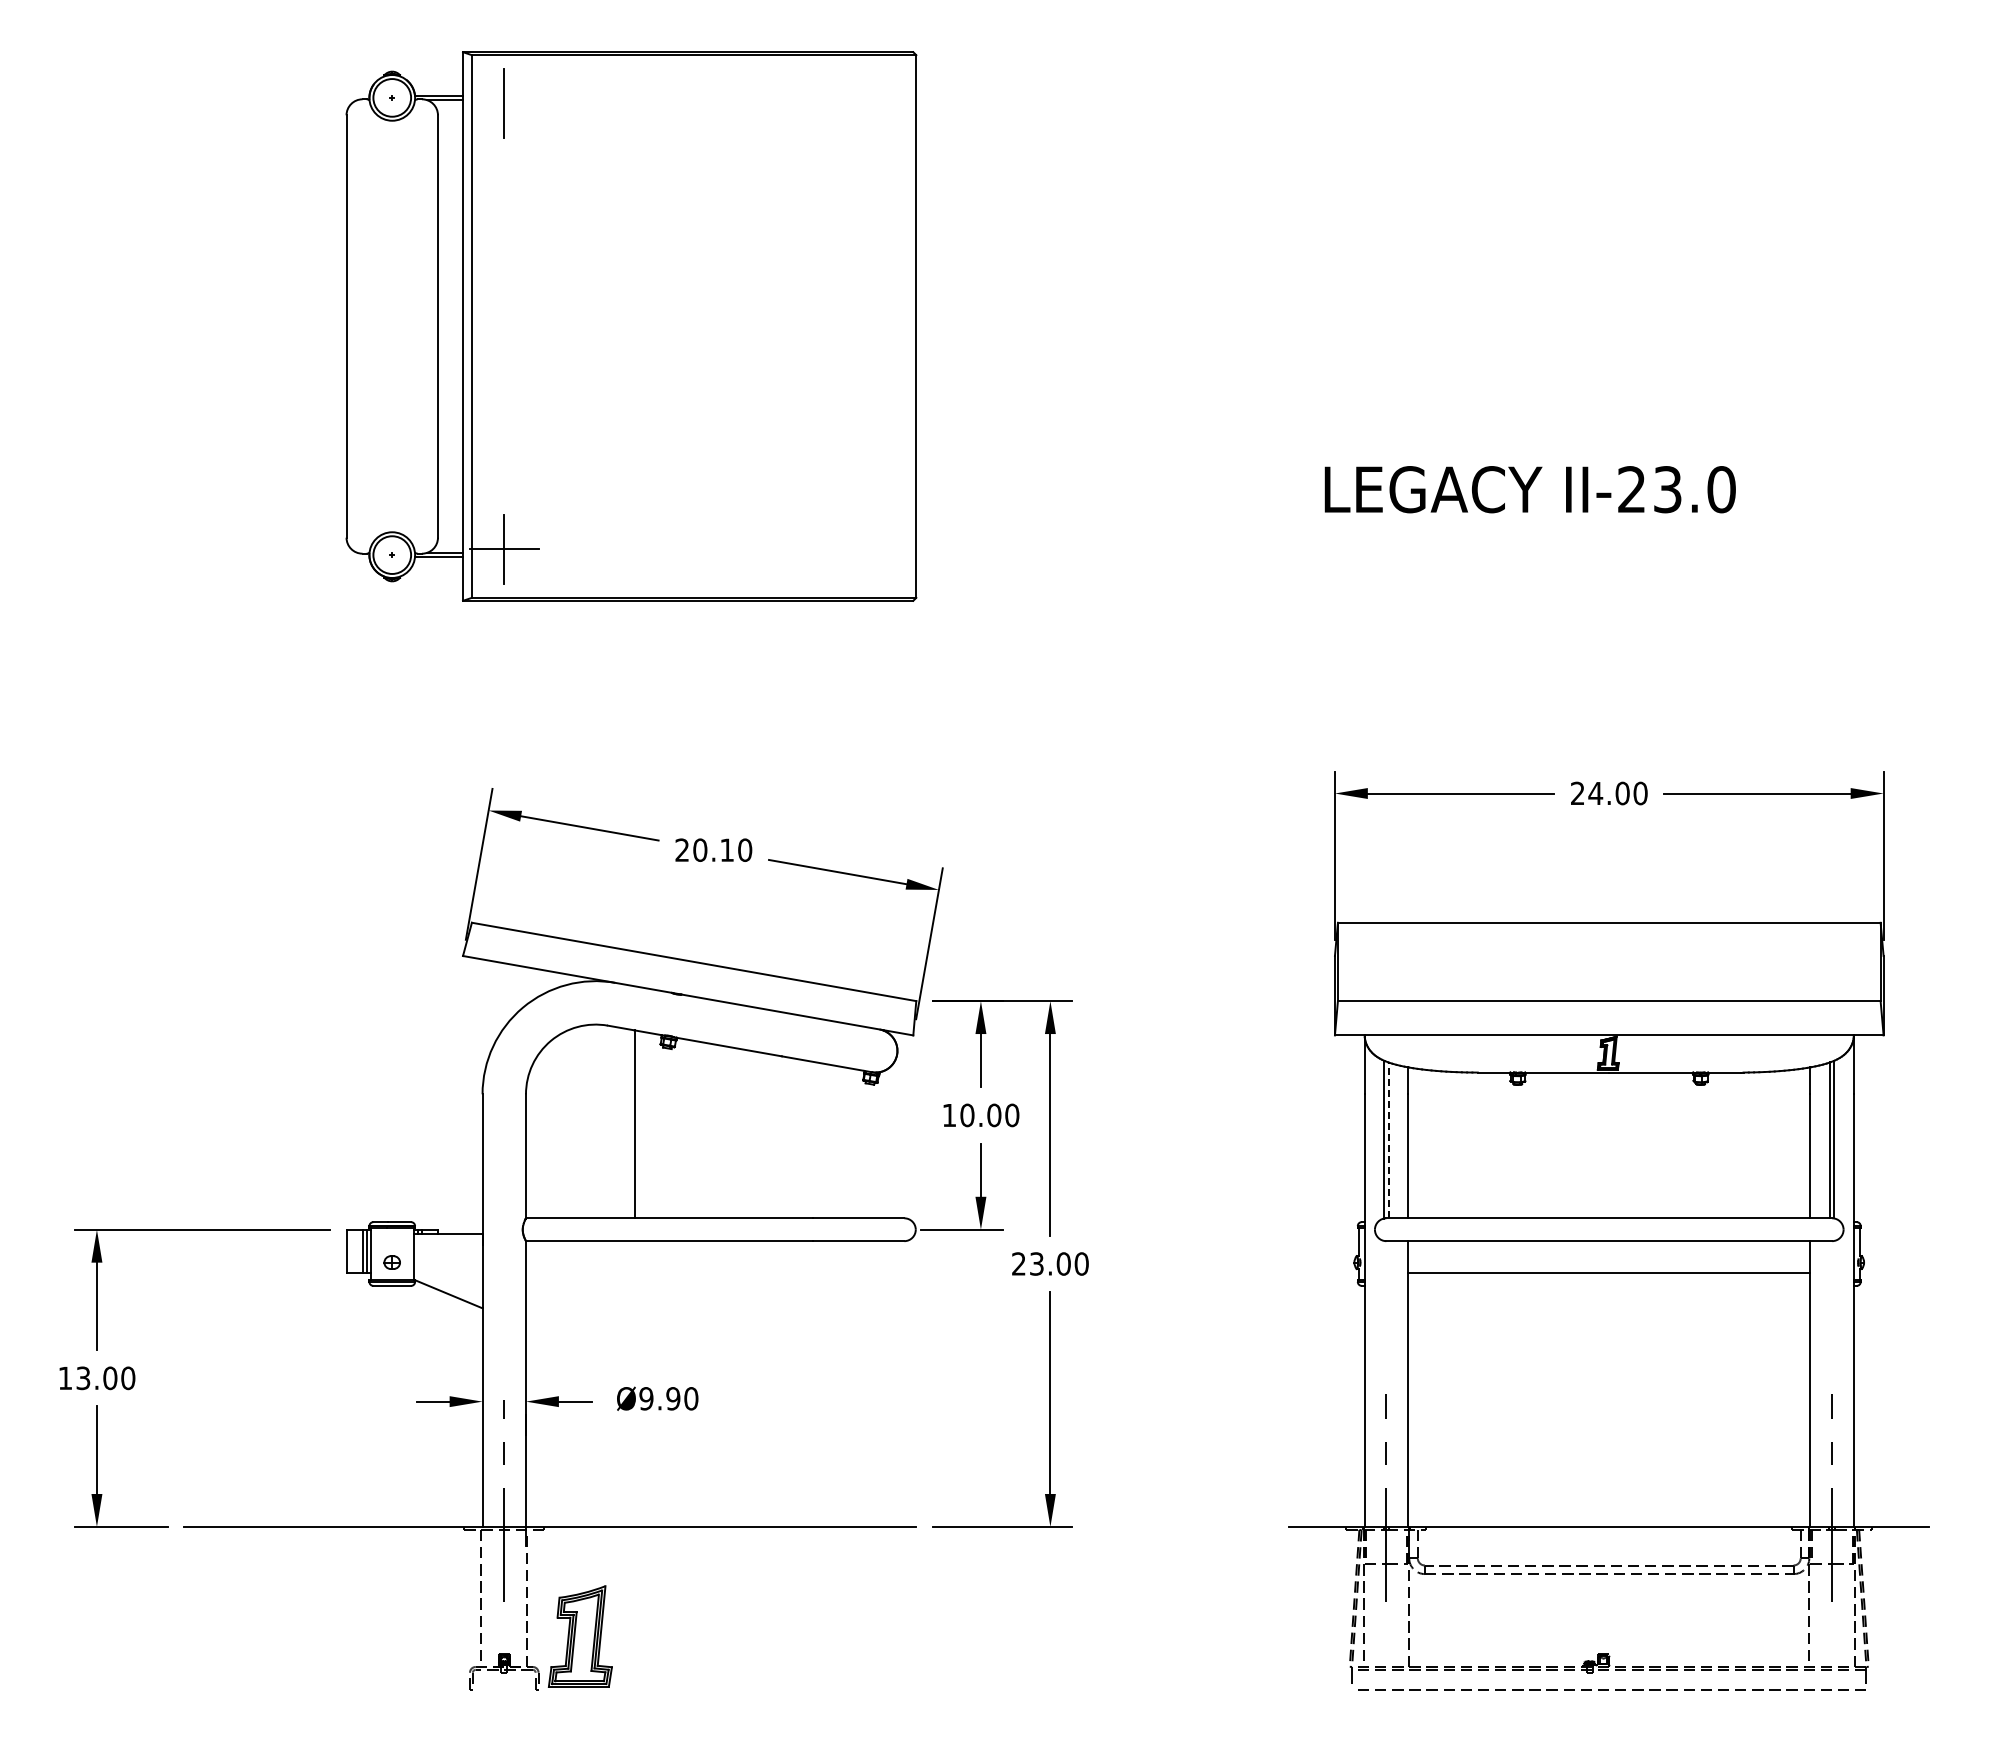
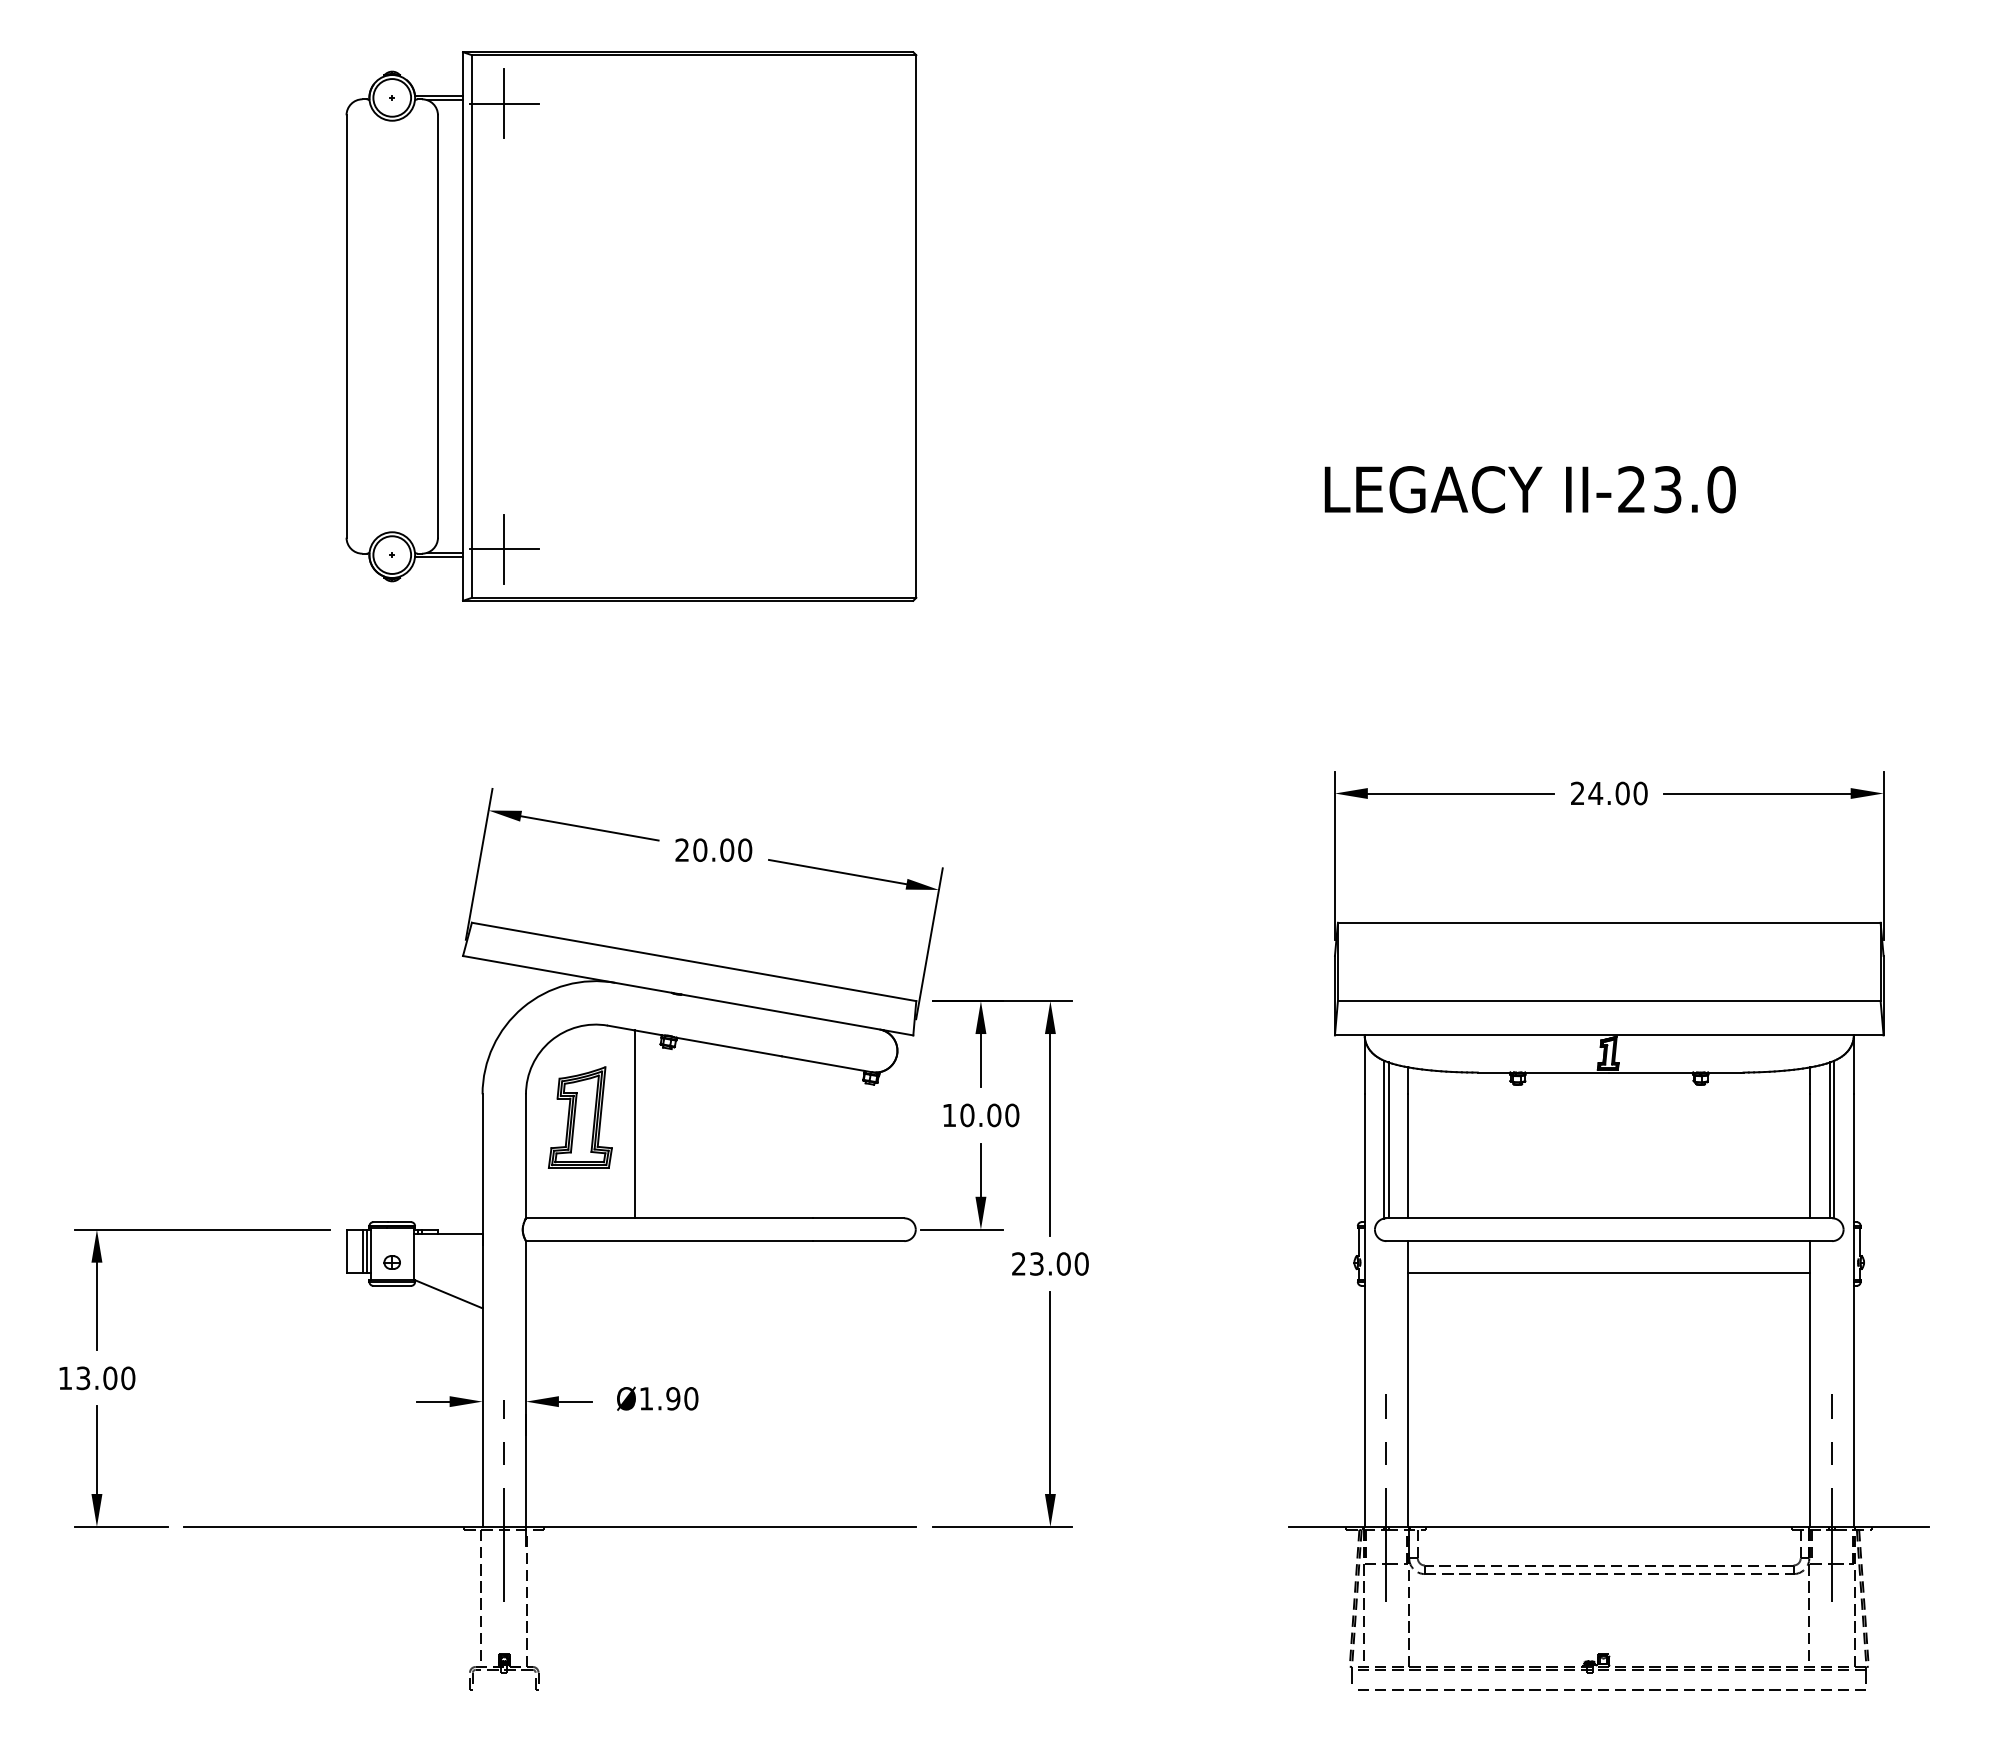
line: none -> present (504, 103)
text: 20.10 -> 20.00 (727, 849)
line: dashed -> solid (1388, 1140)
text: Ø9.90 -> Ø1.90 (646, 1398)
part position: (579, 1636) -> (579, 1117) (579, 1117)
